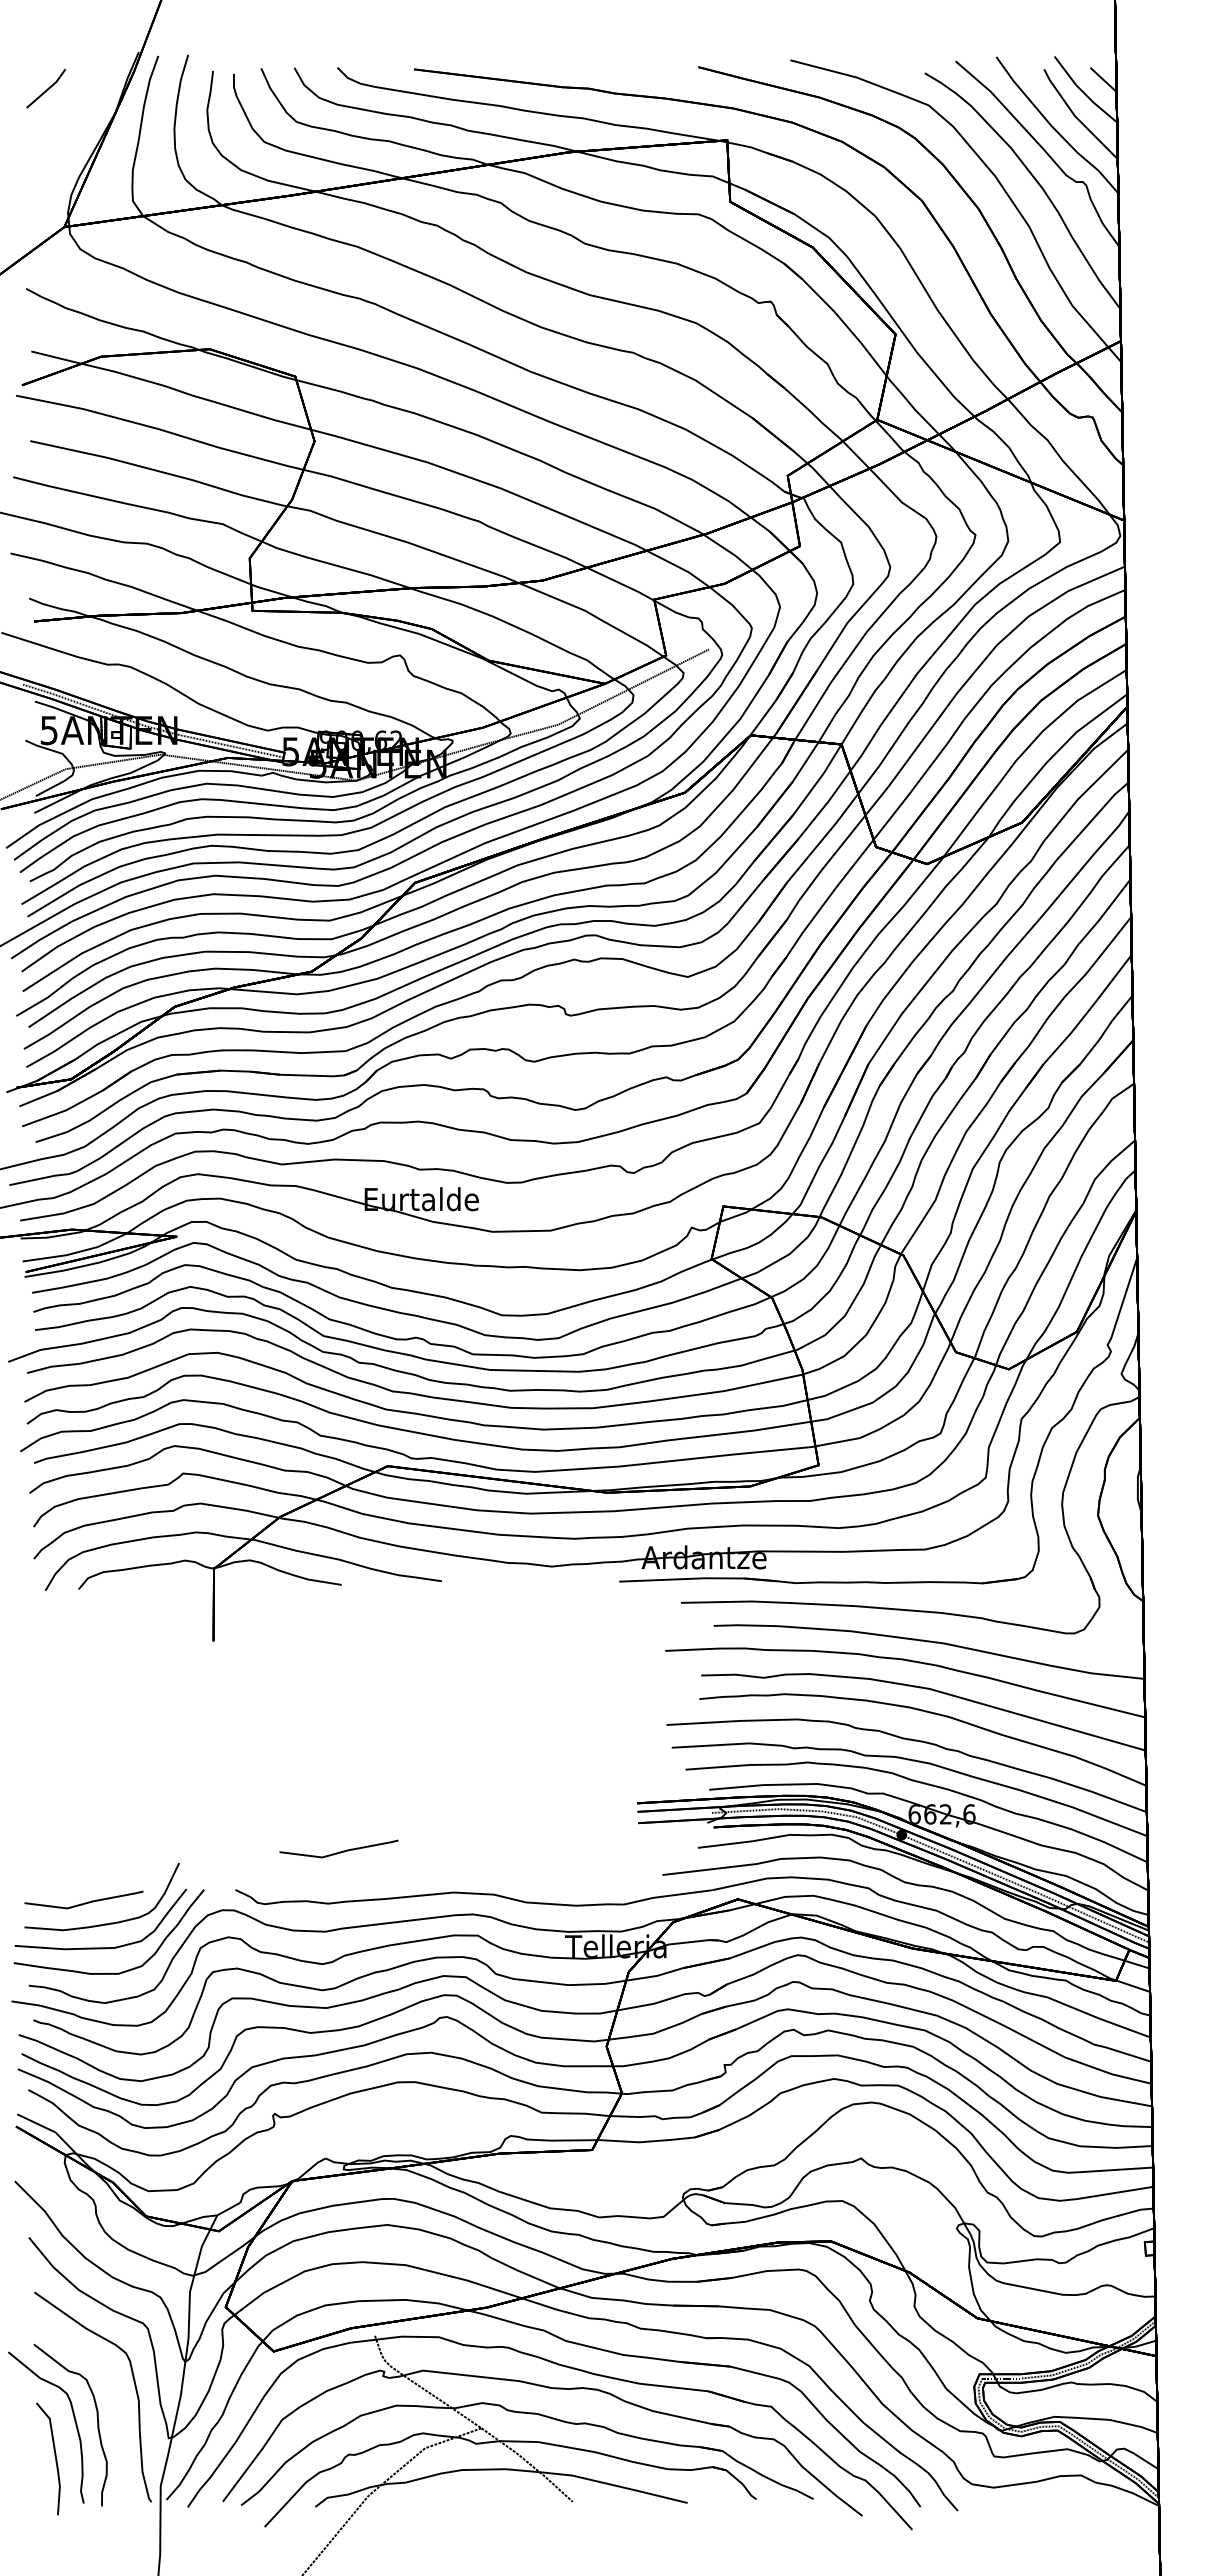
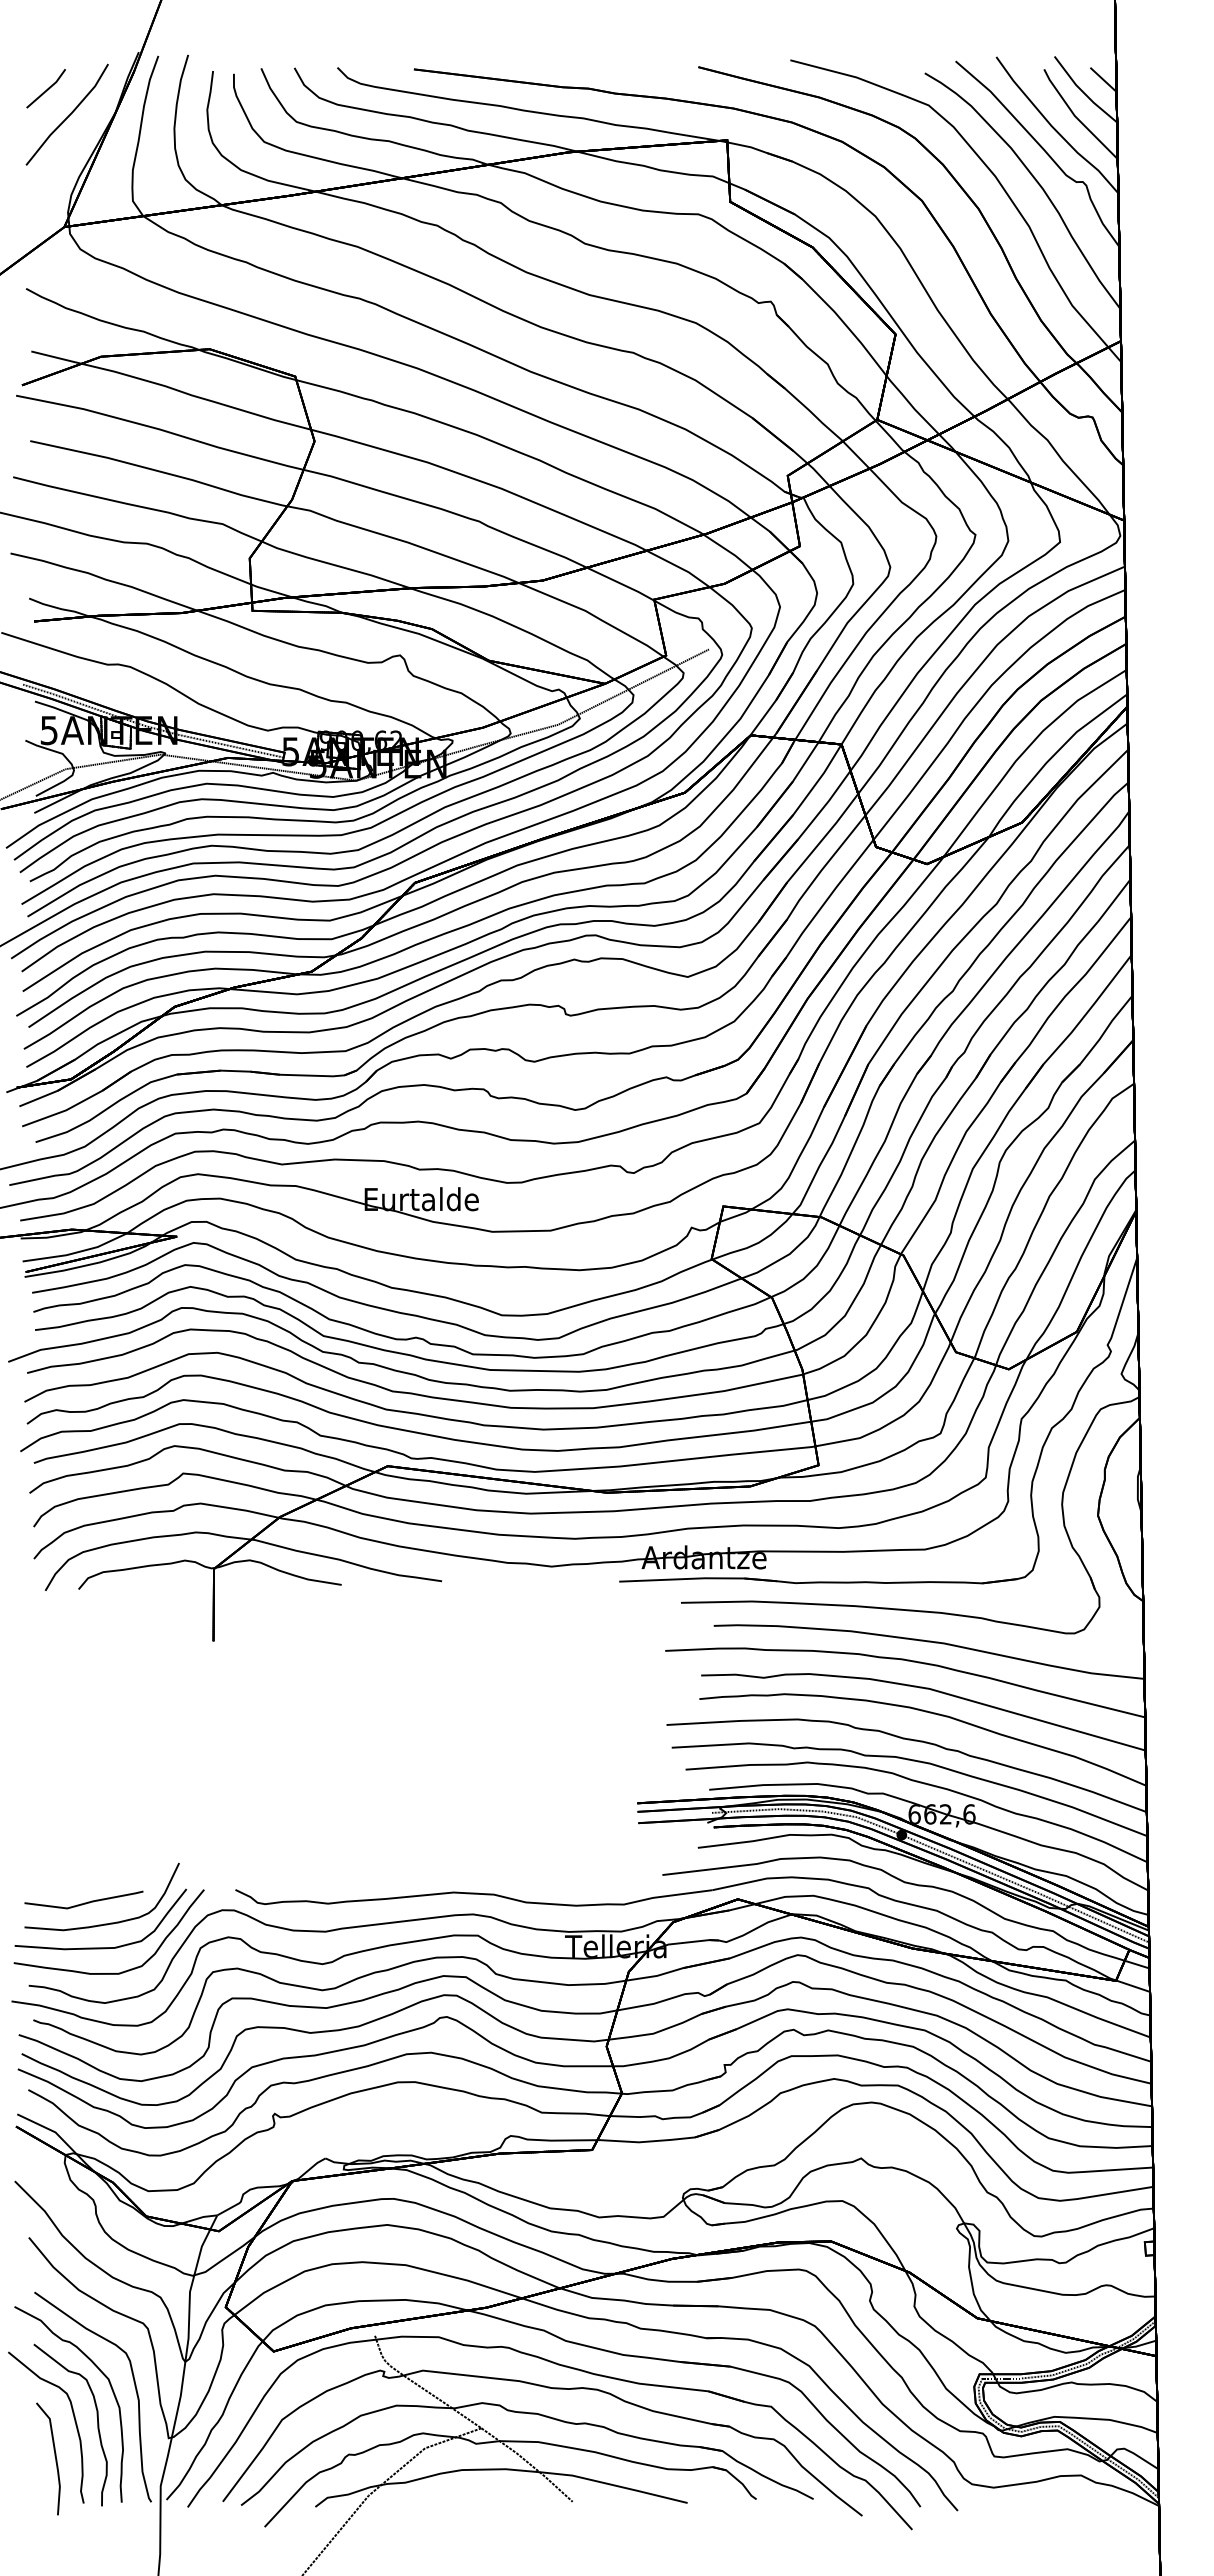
line: none -> present (68, 115)
line: present -> none (339, 1851)
curve: none -> present (111, 2390)
